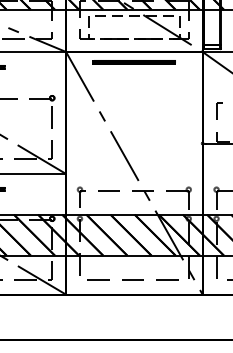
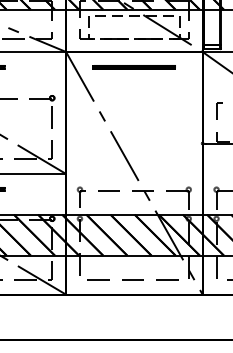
line position: (133, 62) -> (133, 67) (133, 67)
